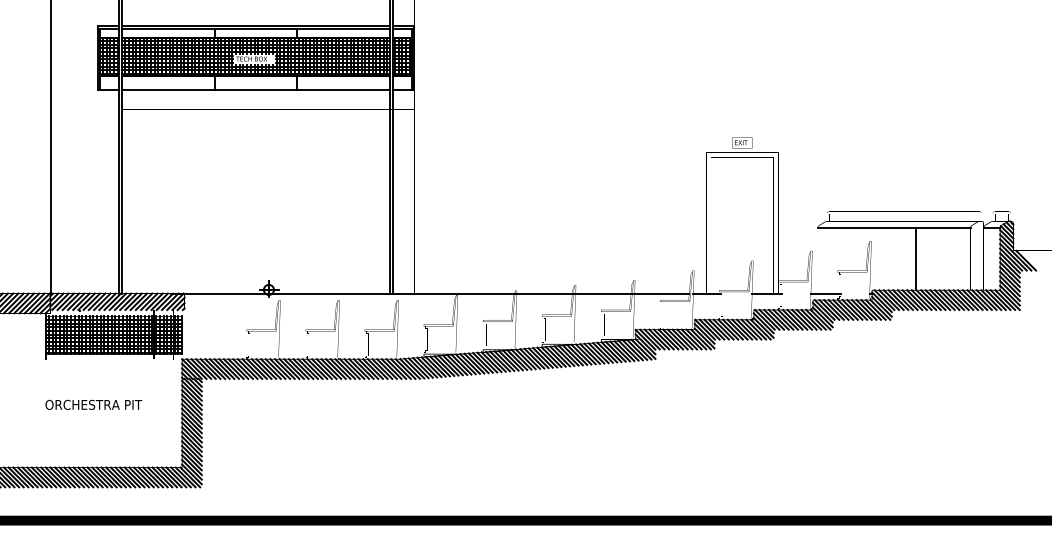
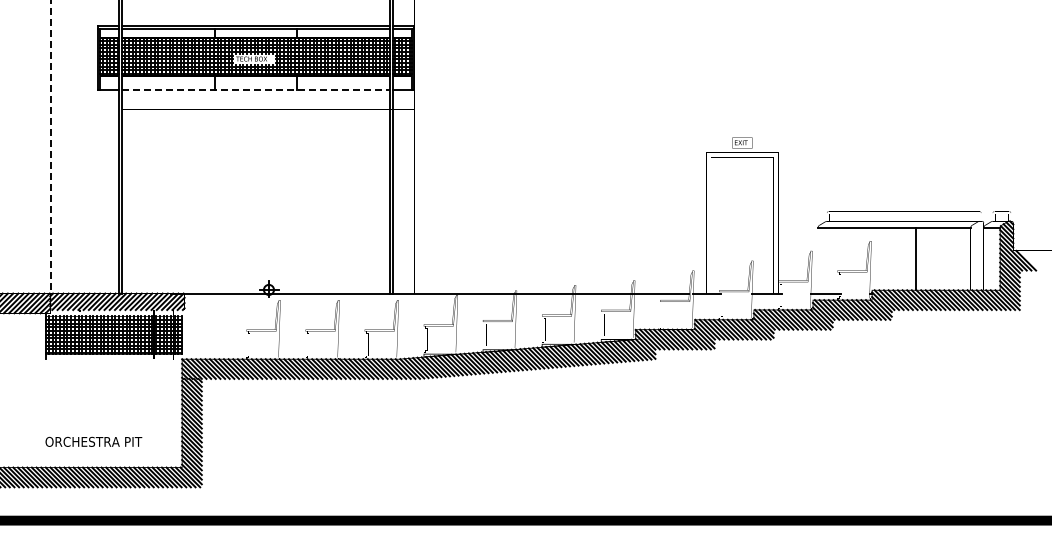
line: solid -> dashed (256, 90)
line: solid -> dashed (50, 147)
text position: (93, 404) -> (93, 441) (93, 441)
